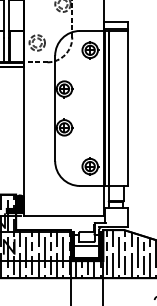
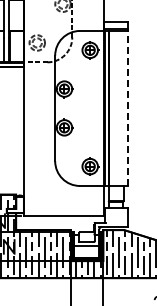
line: solid -> dashed (128, 108)
fill: present -> none (14, 205)
